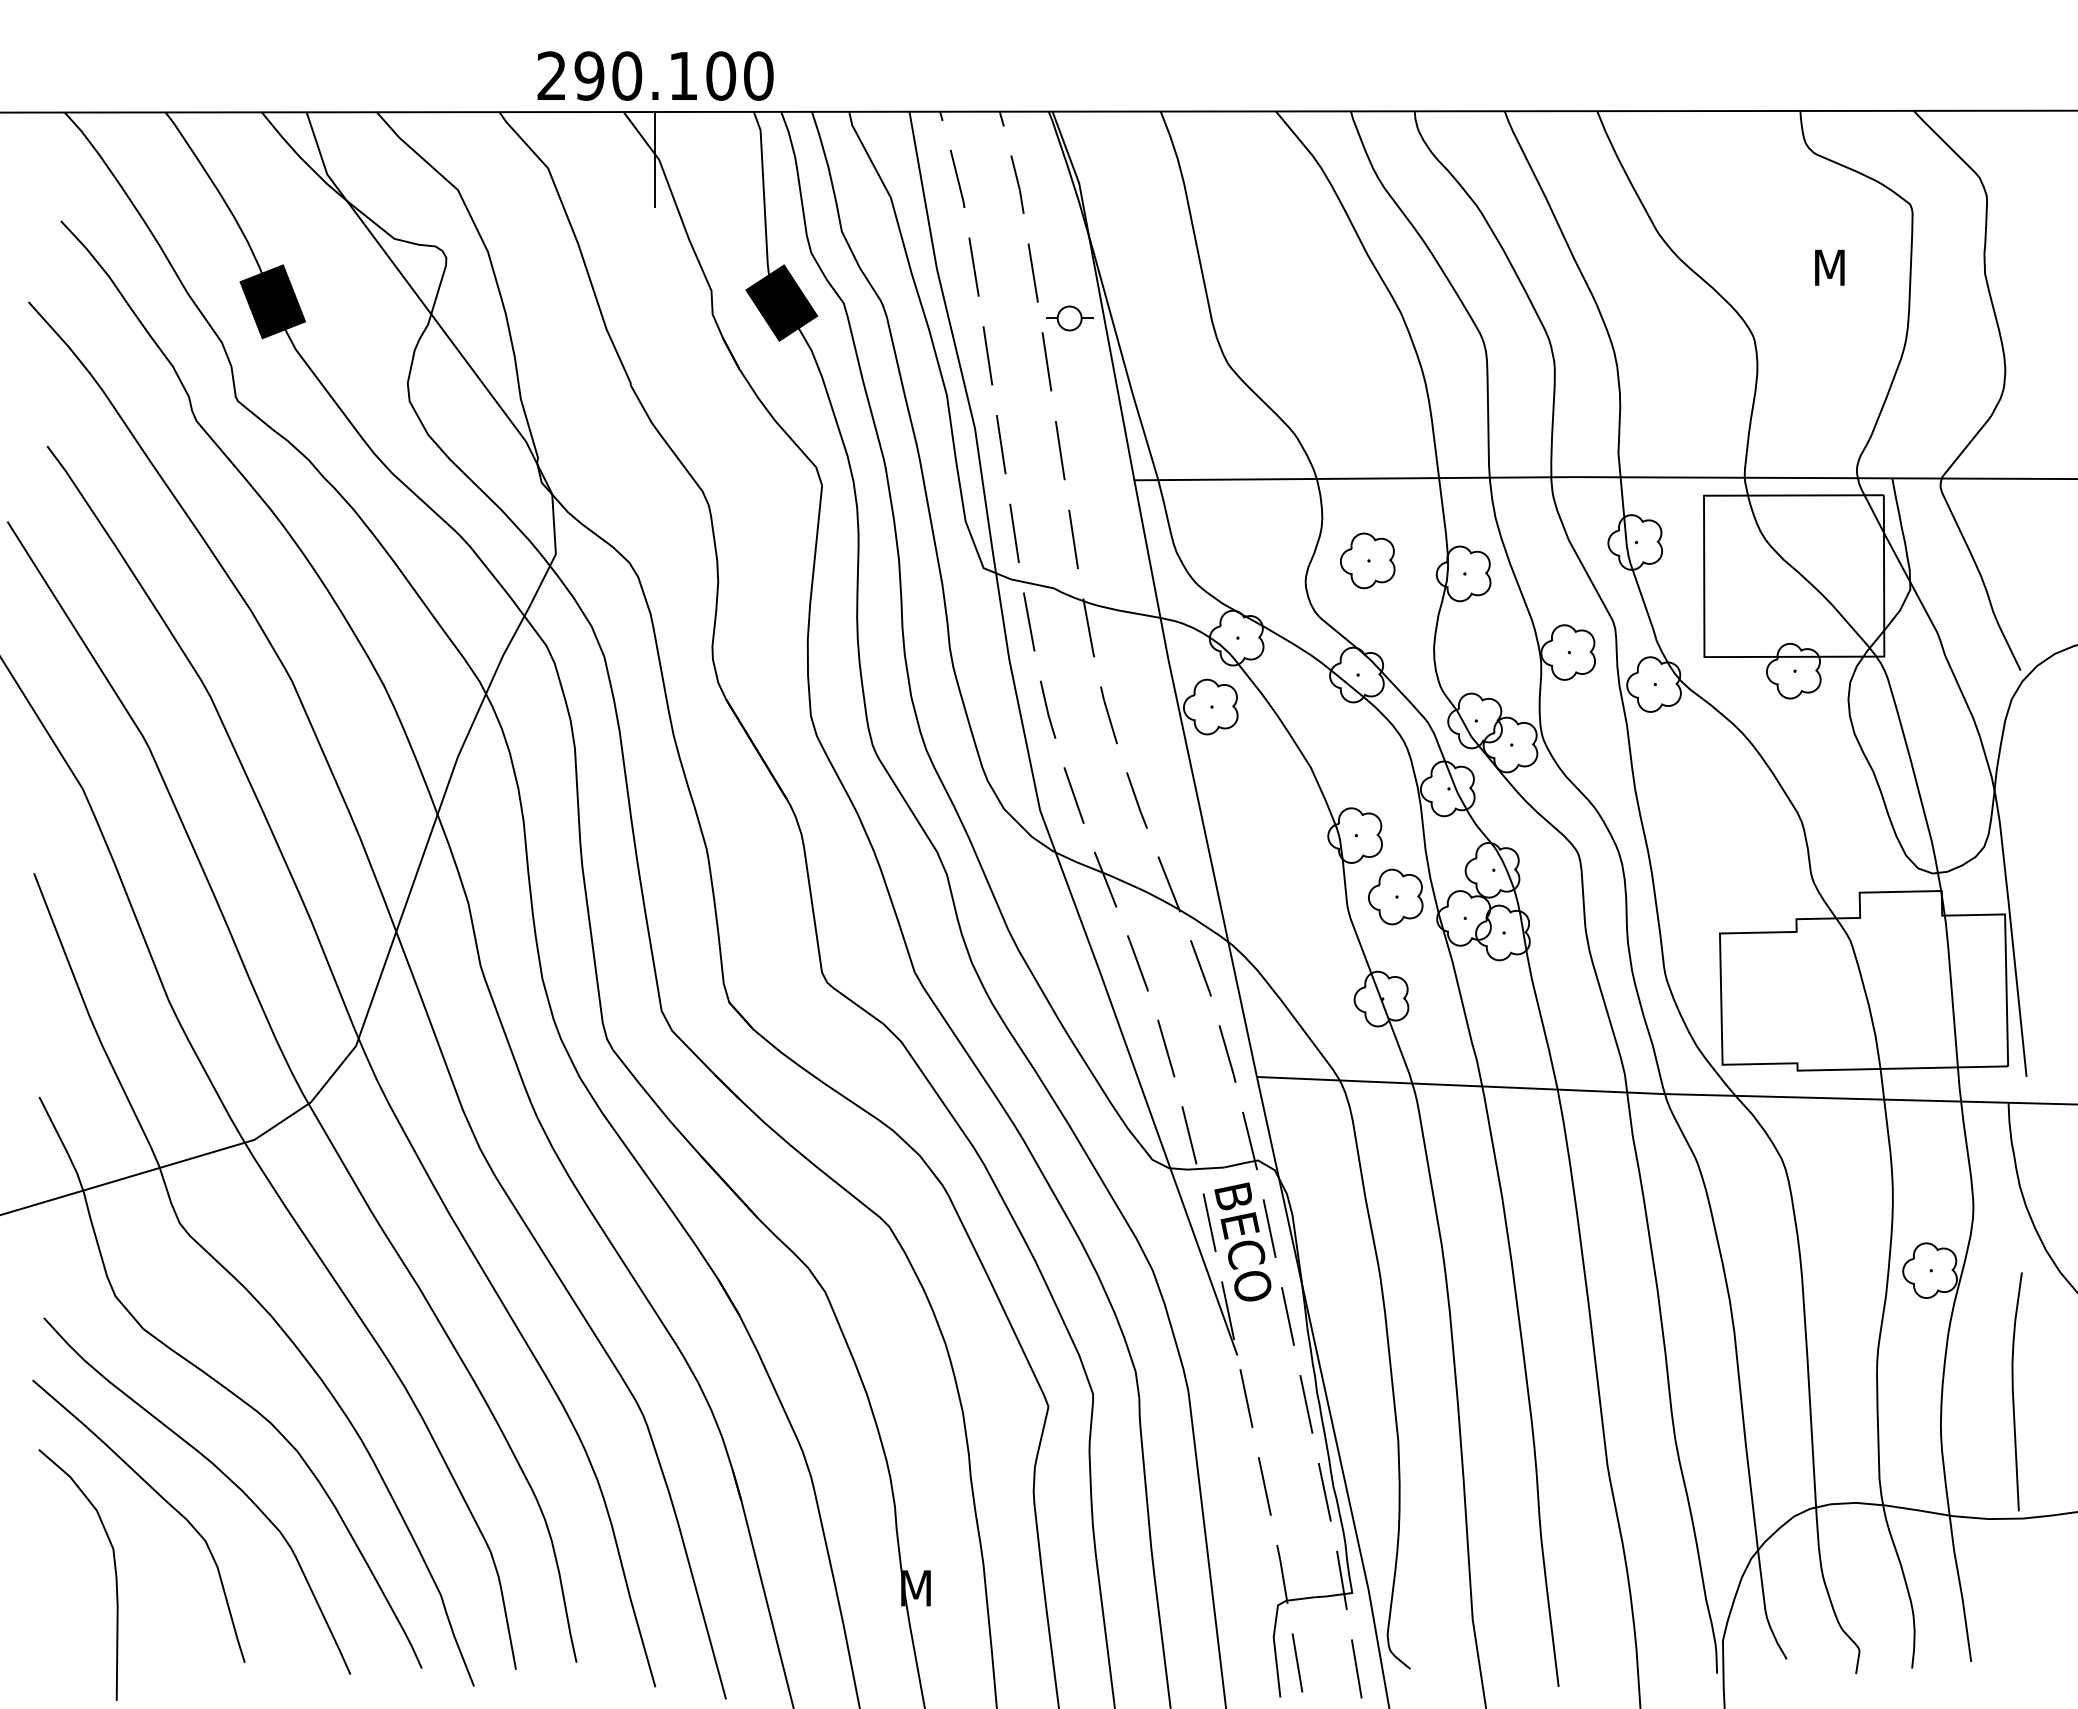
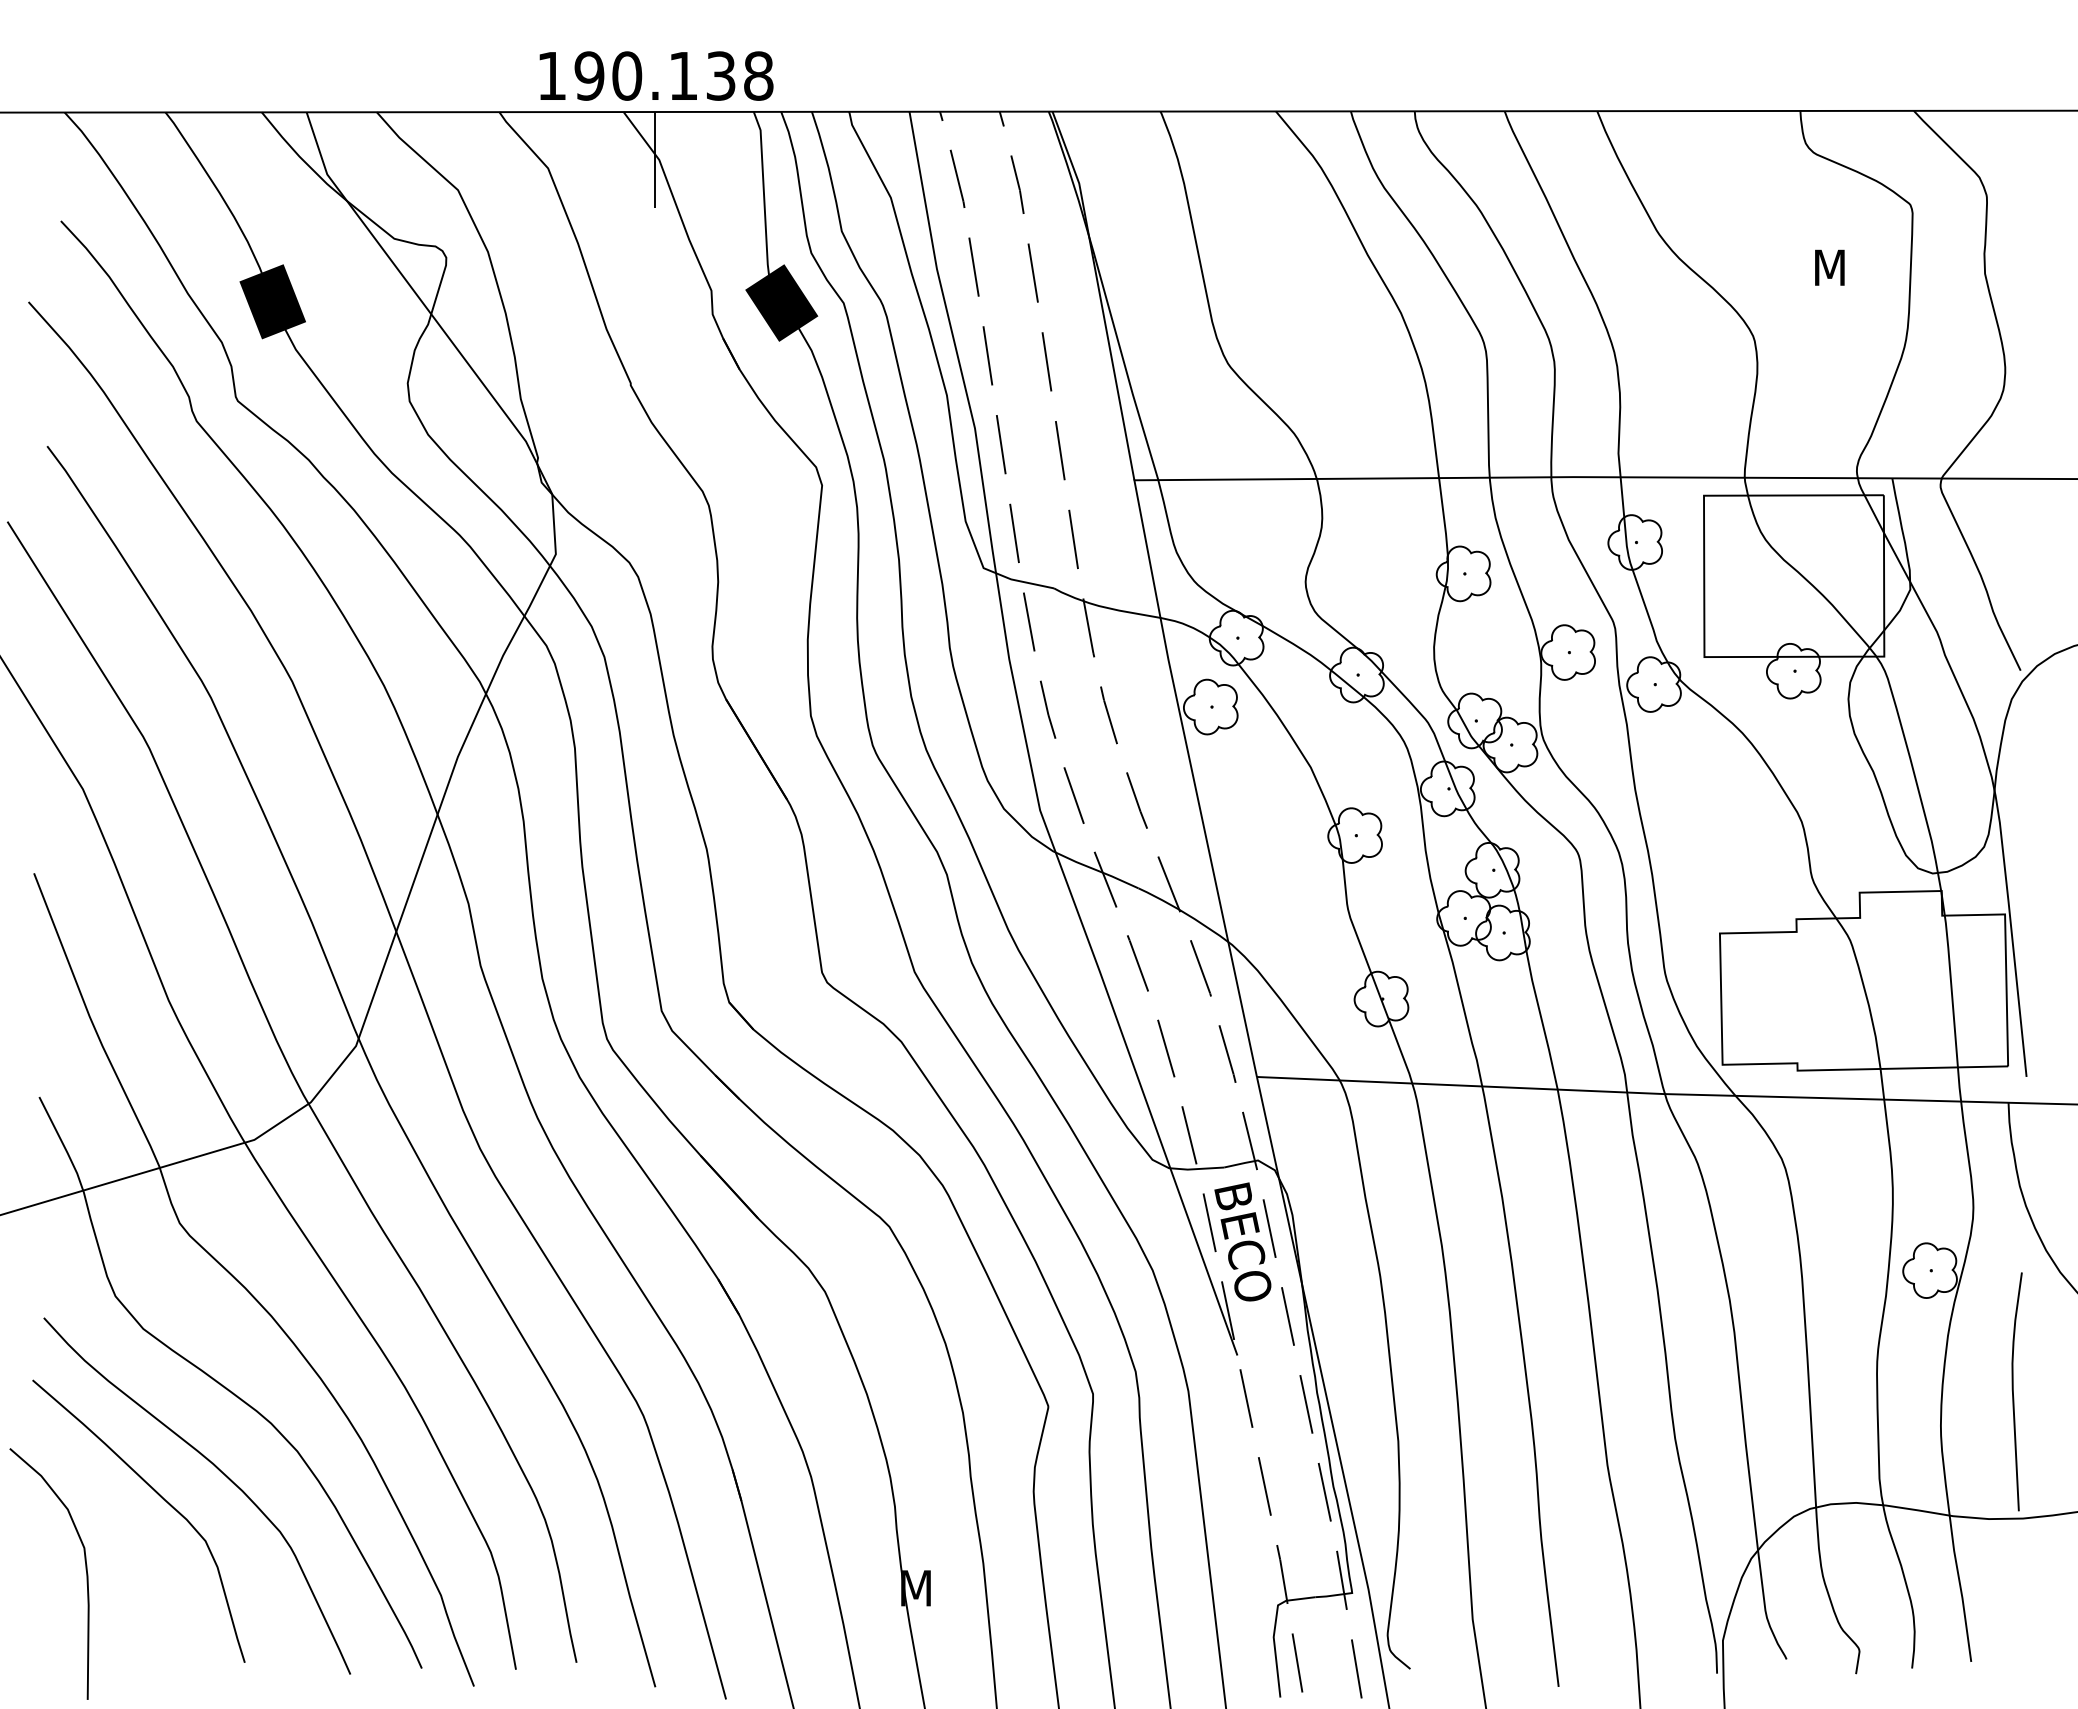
text: 290.100 -> 190.138 (655, 75)
part: present -> none (1069, 318)
part: present -> none (1367, 560)
part: present -> none (1395, 896)
curve position: (114, 1571) -> (85, 1570) (85, 1570)
